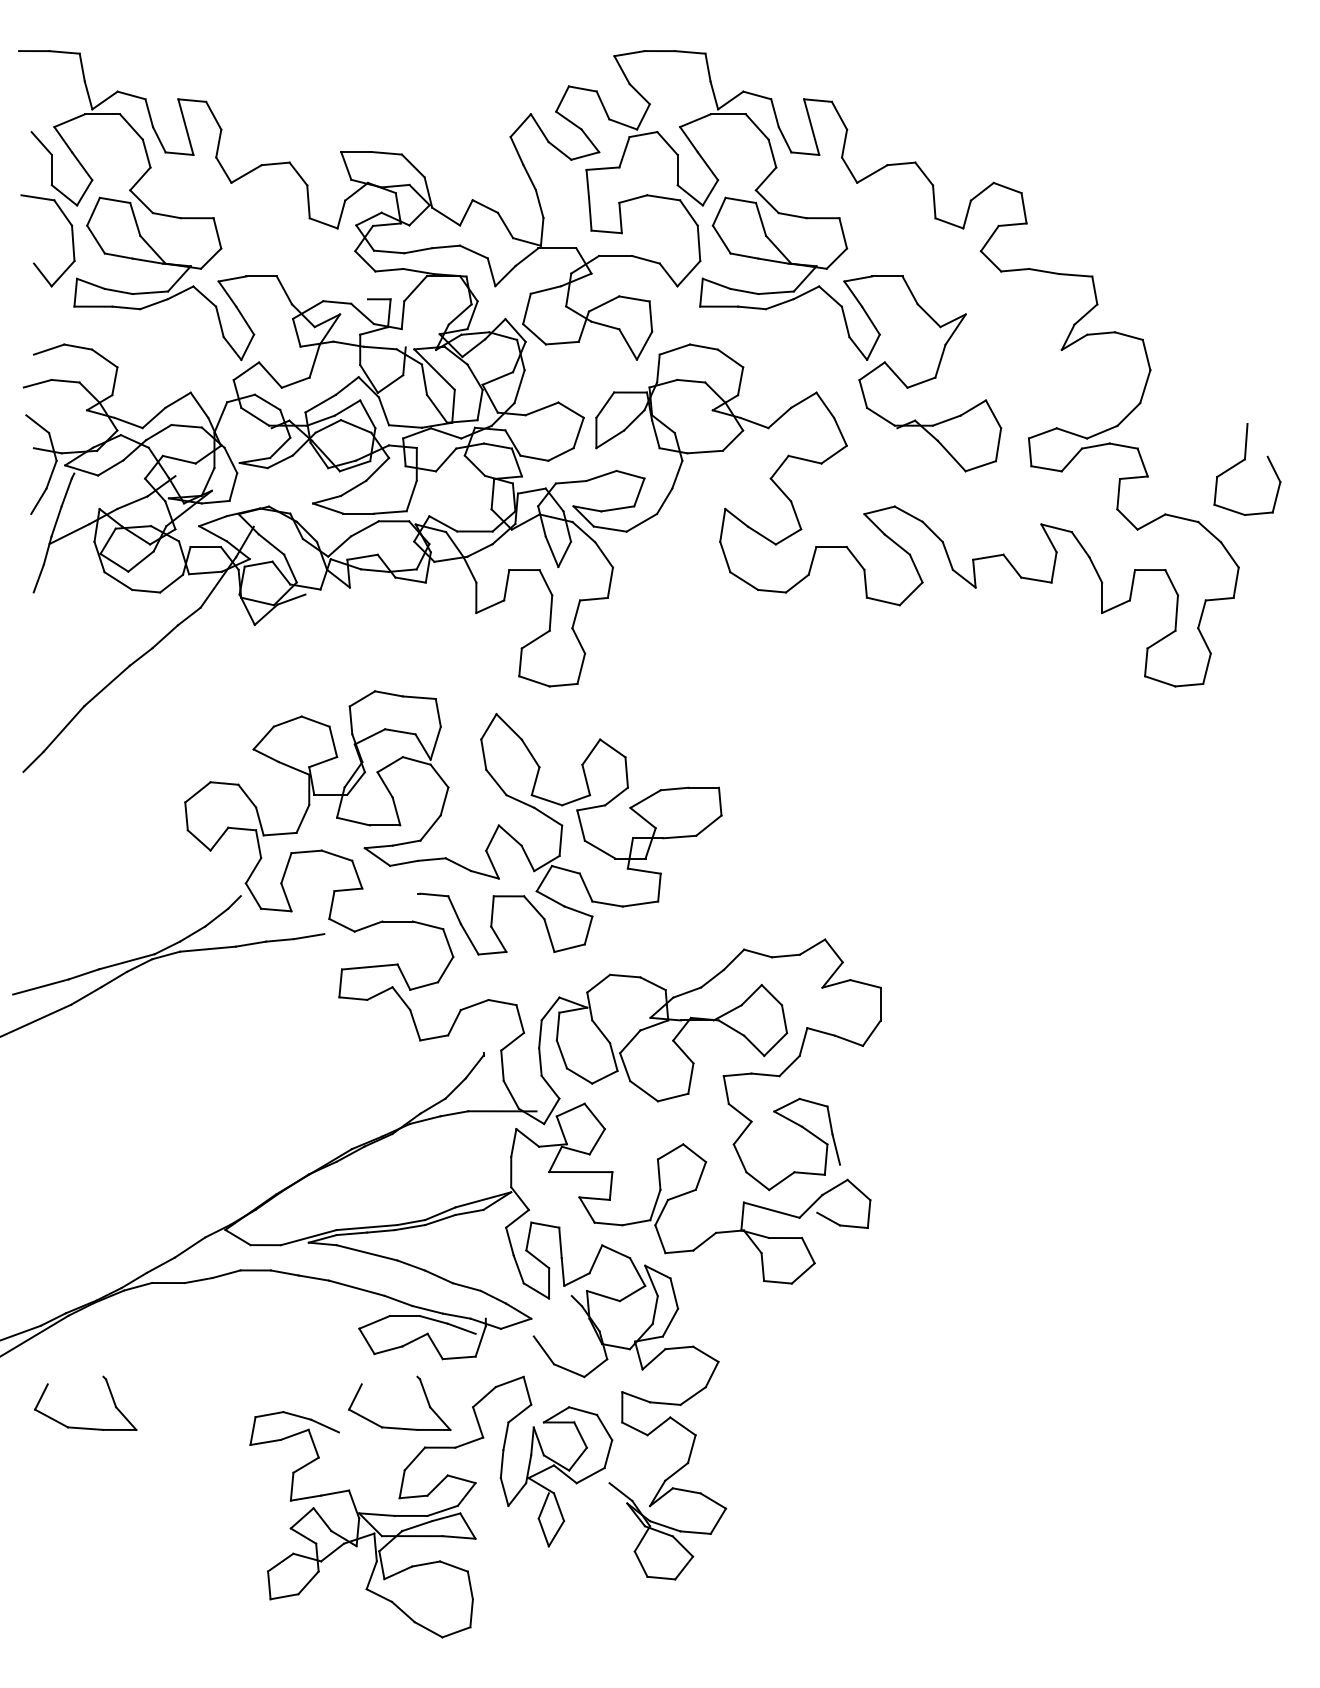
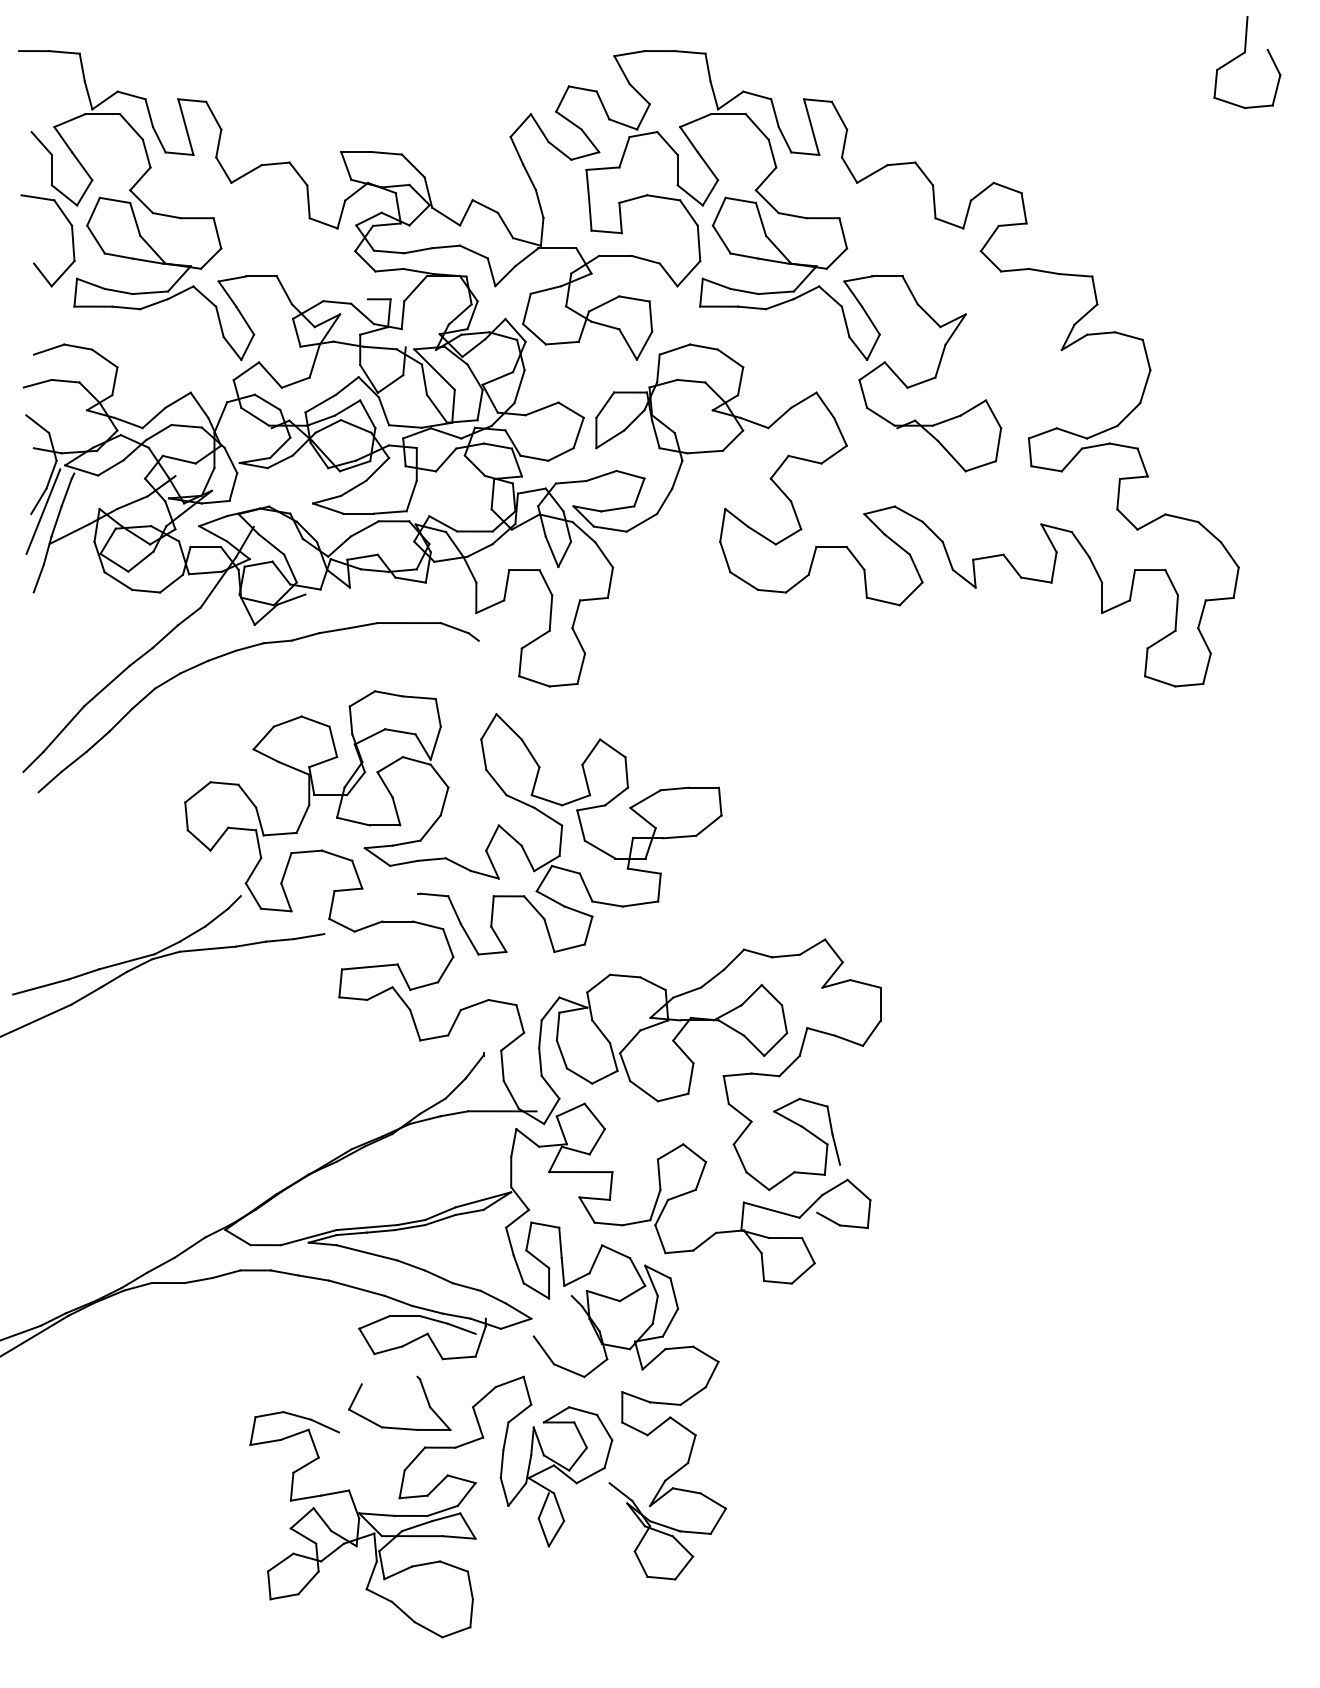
part position: (1243, 461) -> (1243, 54) (1243, 54)
line: none -> present (43, 511)
part: none -> present (245, 649)
part: present -> none (85, 1427)
